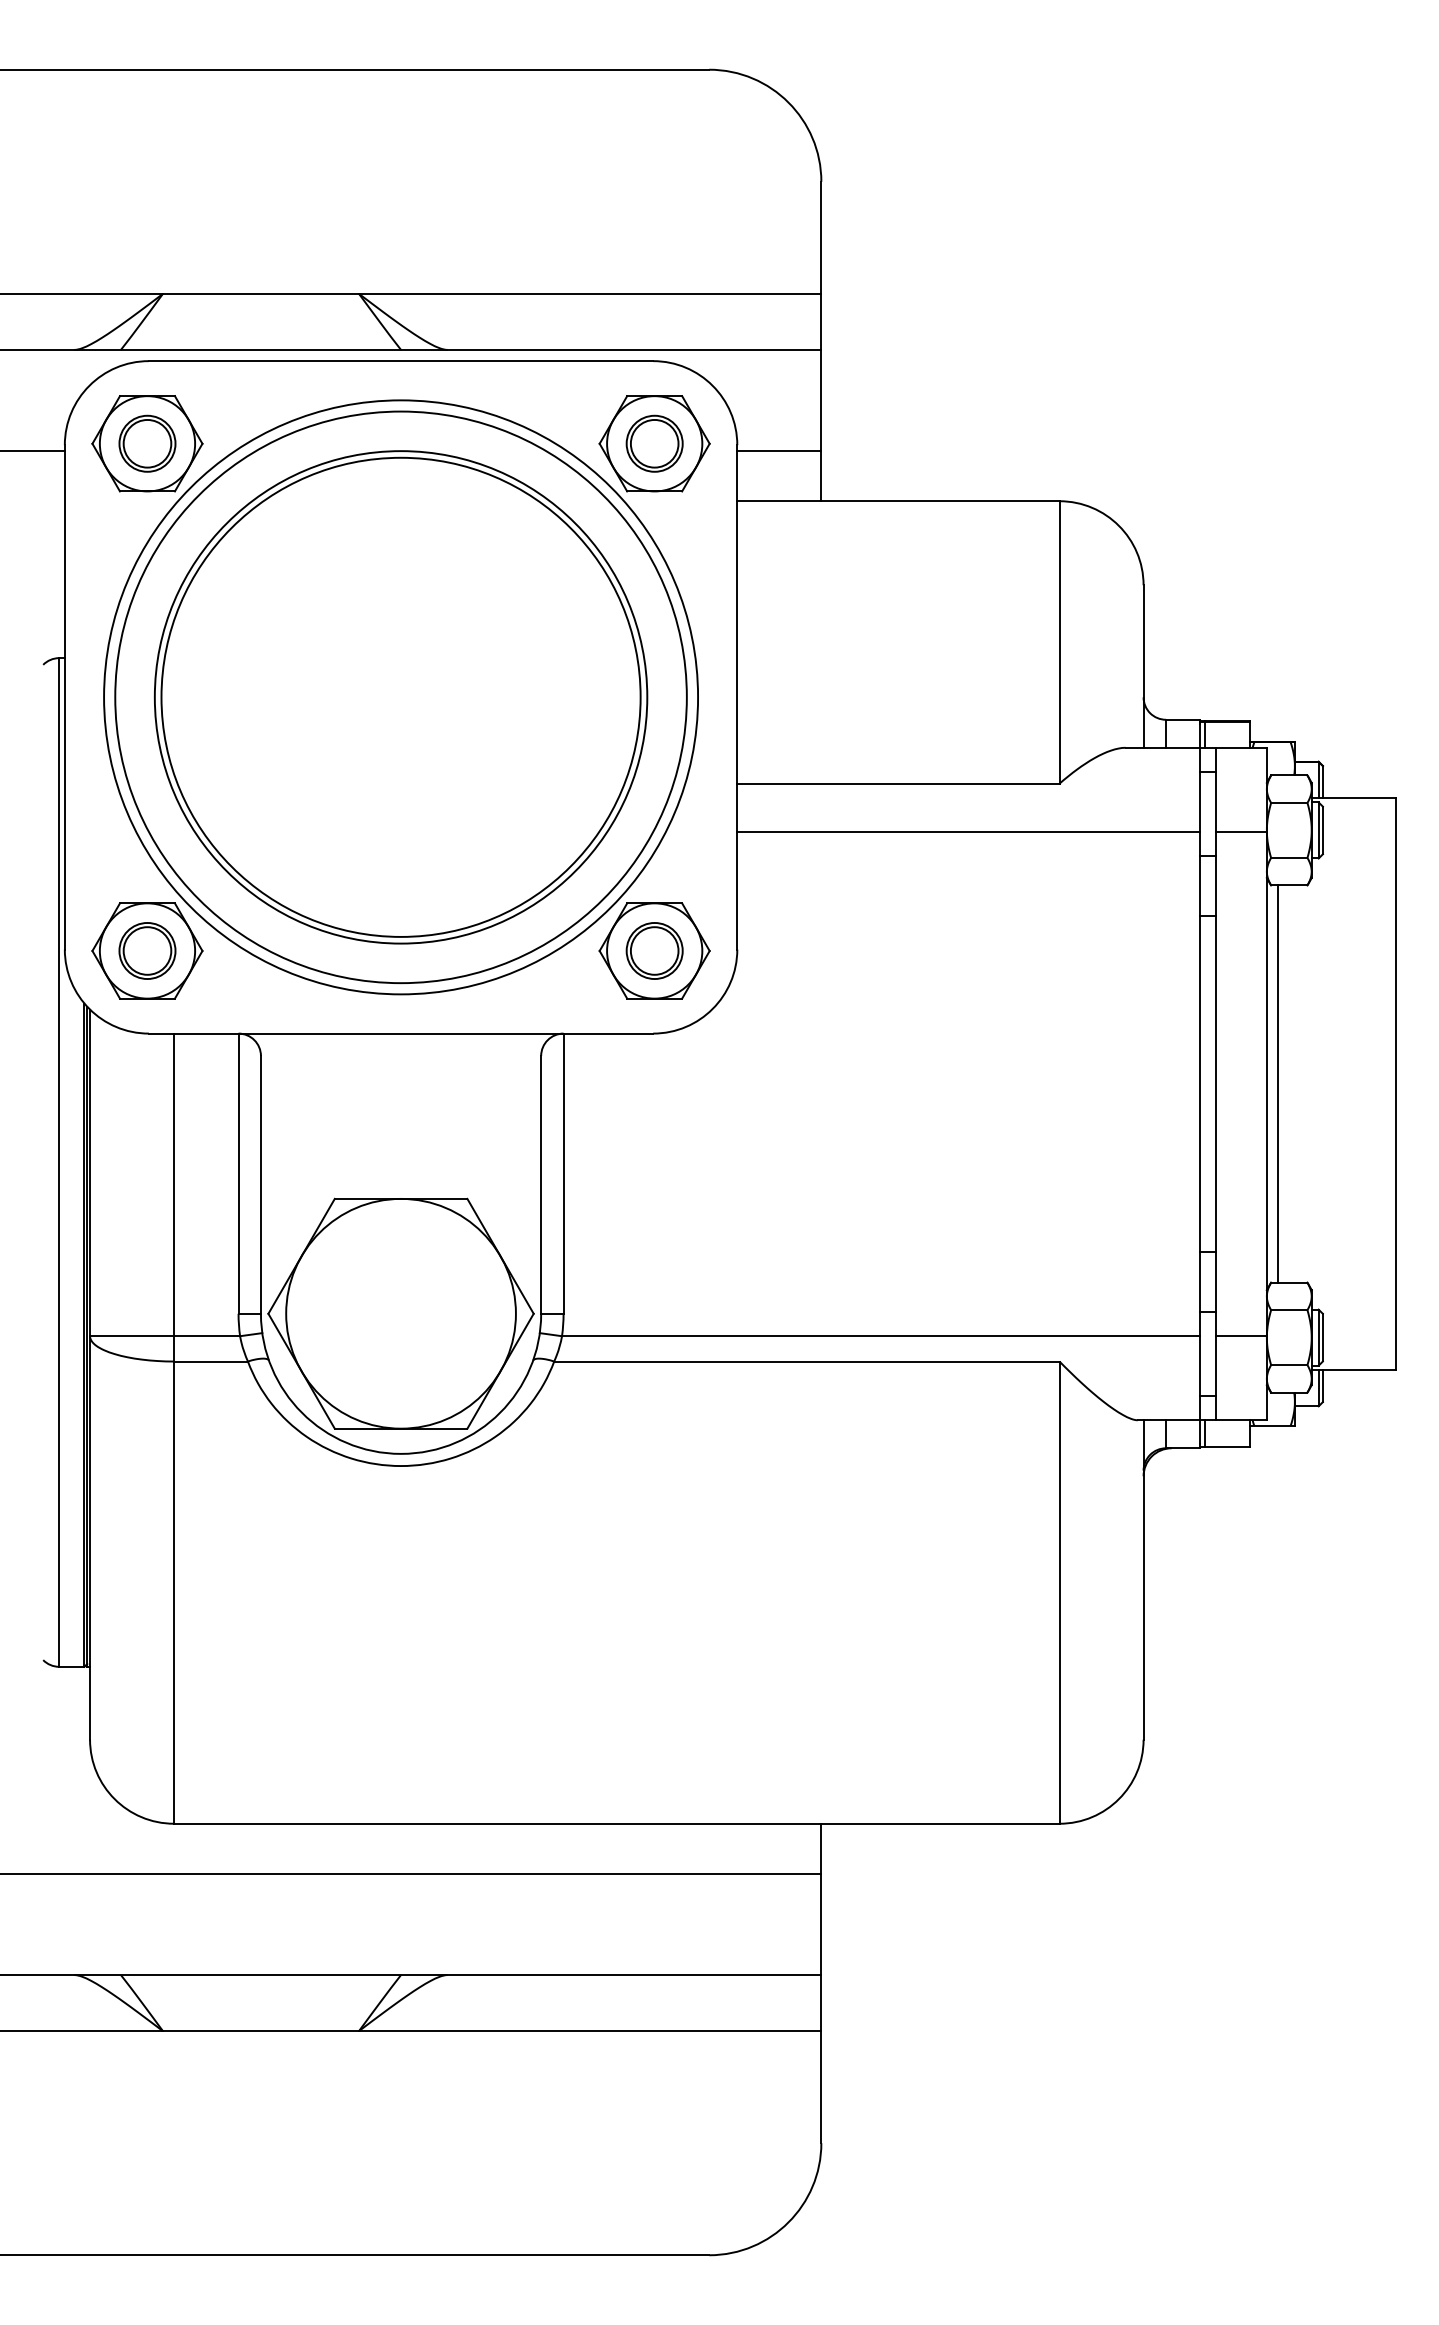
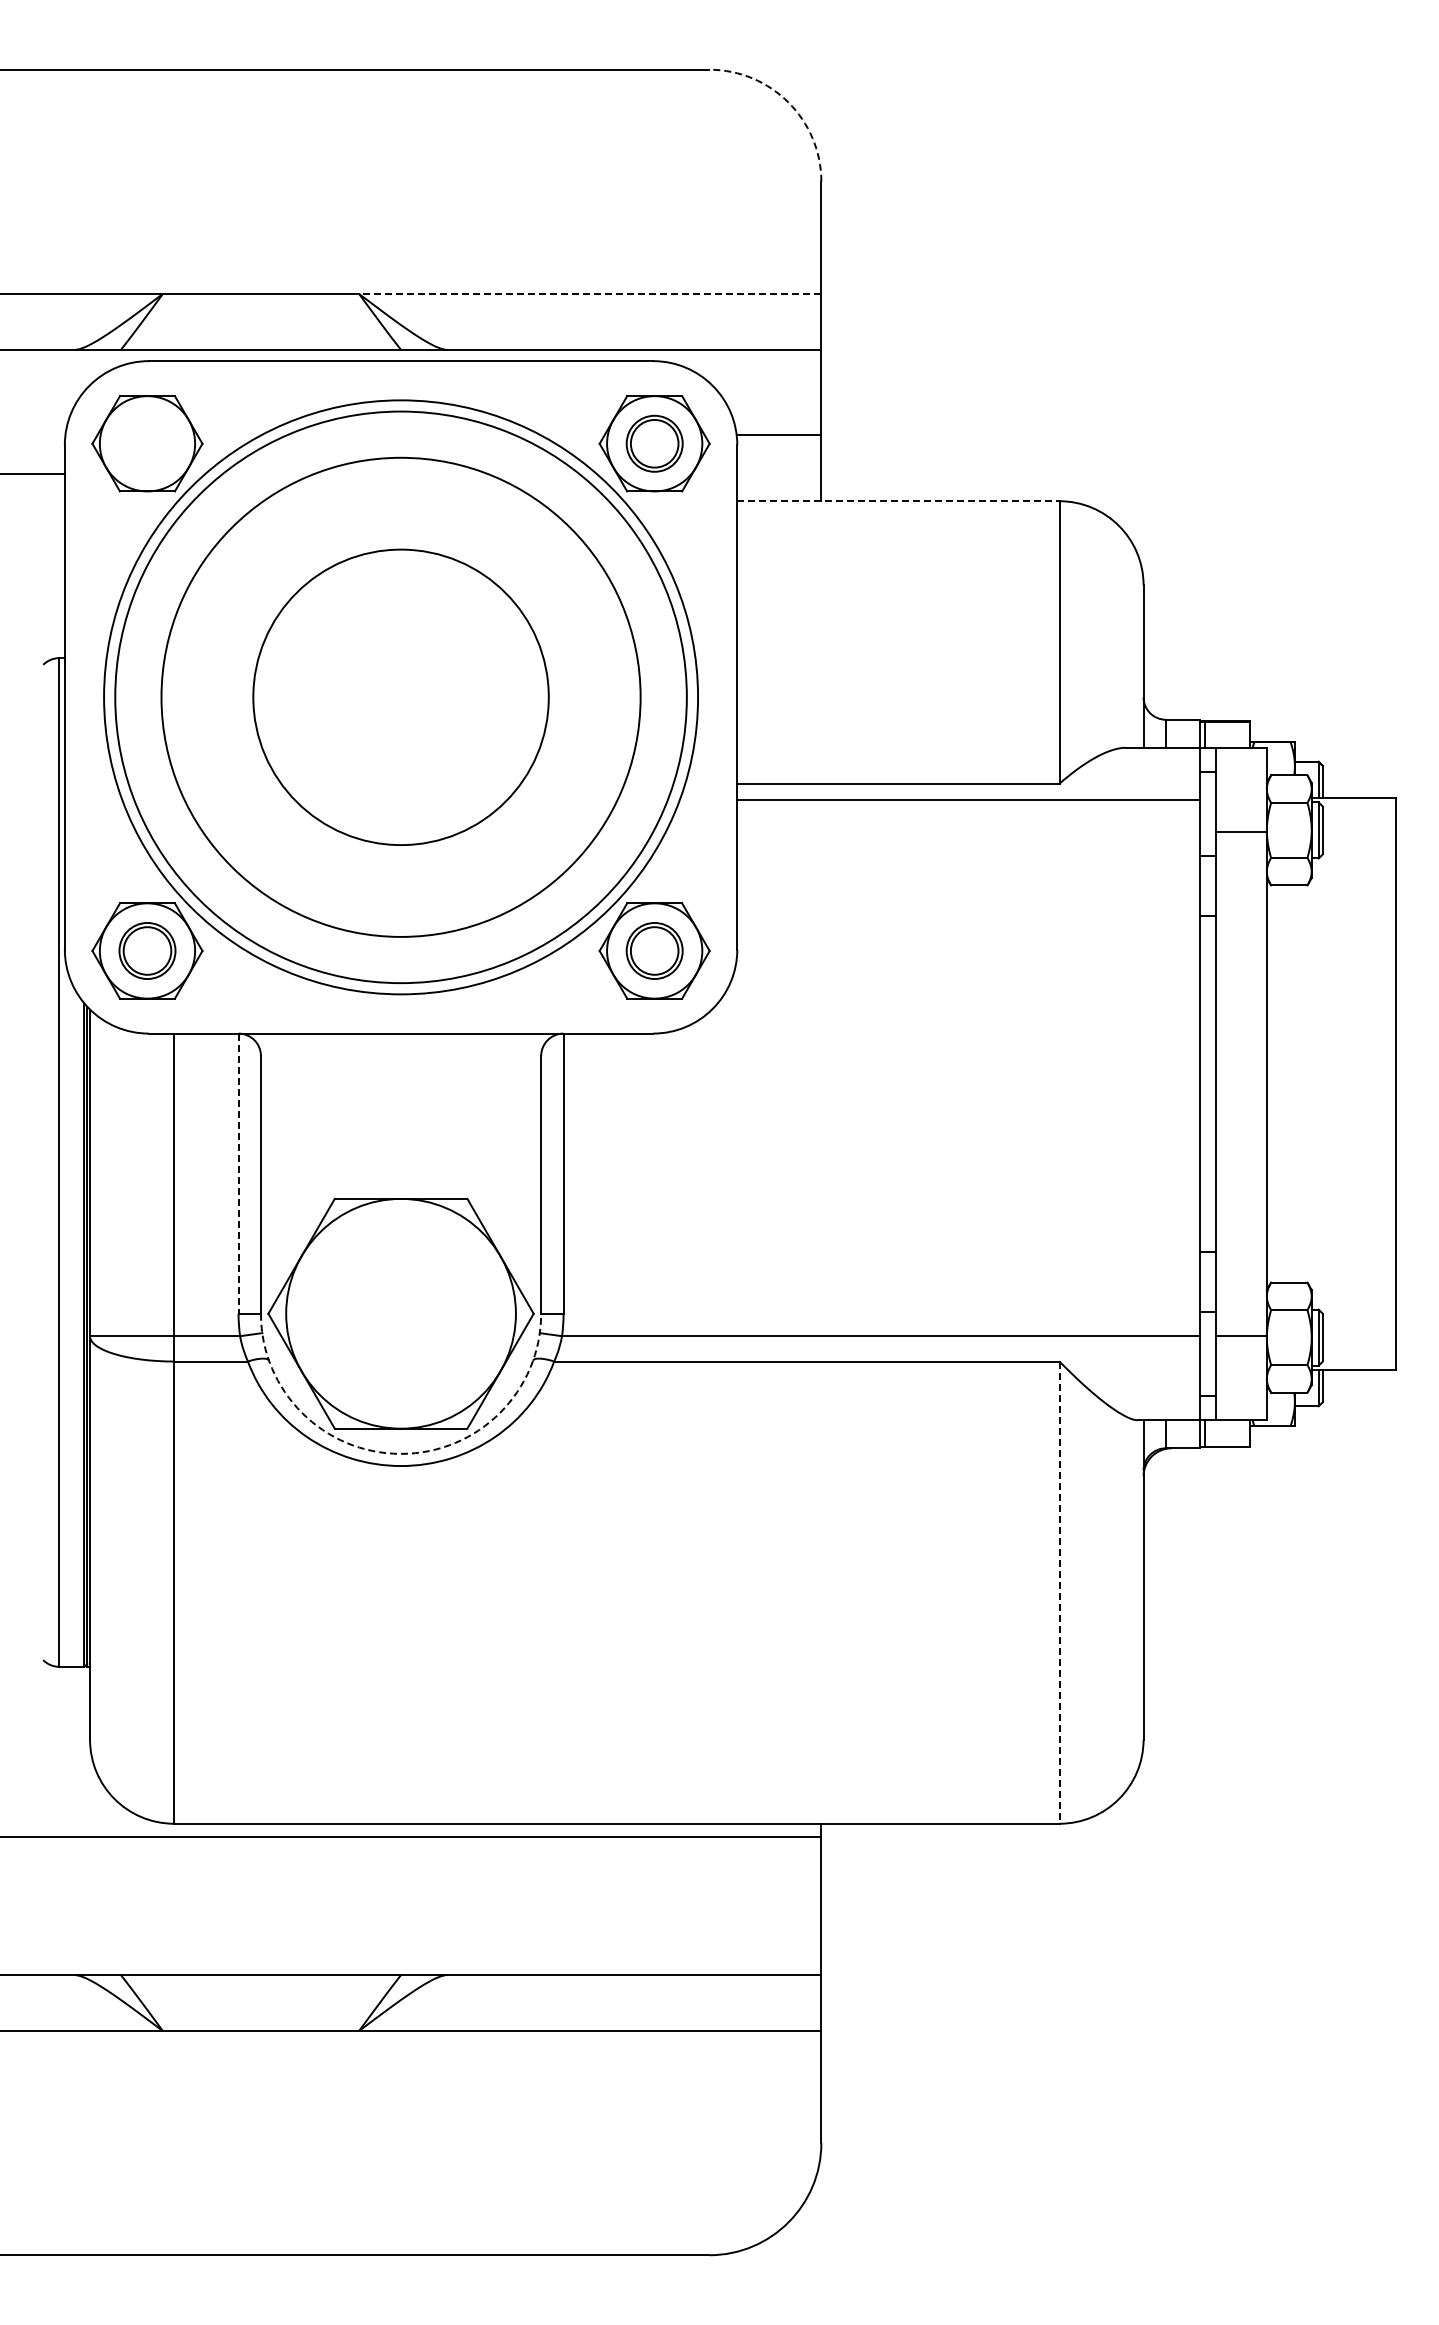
arc: solid -> dashed (788, 102)
line: solid -> dashed (589, 293)
part: present -> none (147, 443)
line position: (33, 450) -> (33, 473) (33, 473)
line position: (779, 450) -> (779, 434) (779, 434)
line: solid -> dashed (898, 501)
circle diameter: 492 px -> 295 px (400, 697)
line position: (968, 831) -> (968, 799) (968, 799)
line: present -> none (1278, 1083)
line: solid -> dashed (238, 1174)
arc: solid -> dashed (401, 1453)
line: solid -> dashed (1059, 1593)
line position: (411, 1874) -> (411, 1837) (411, 1837)
